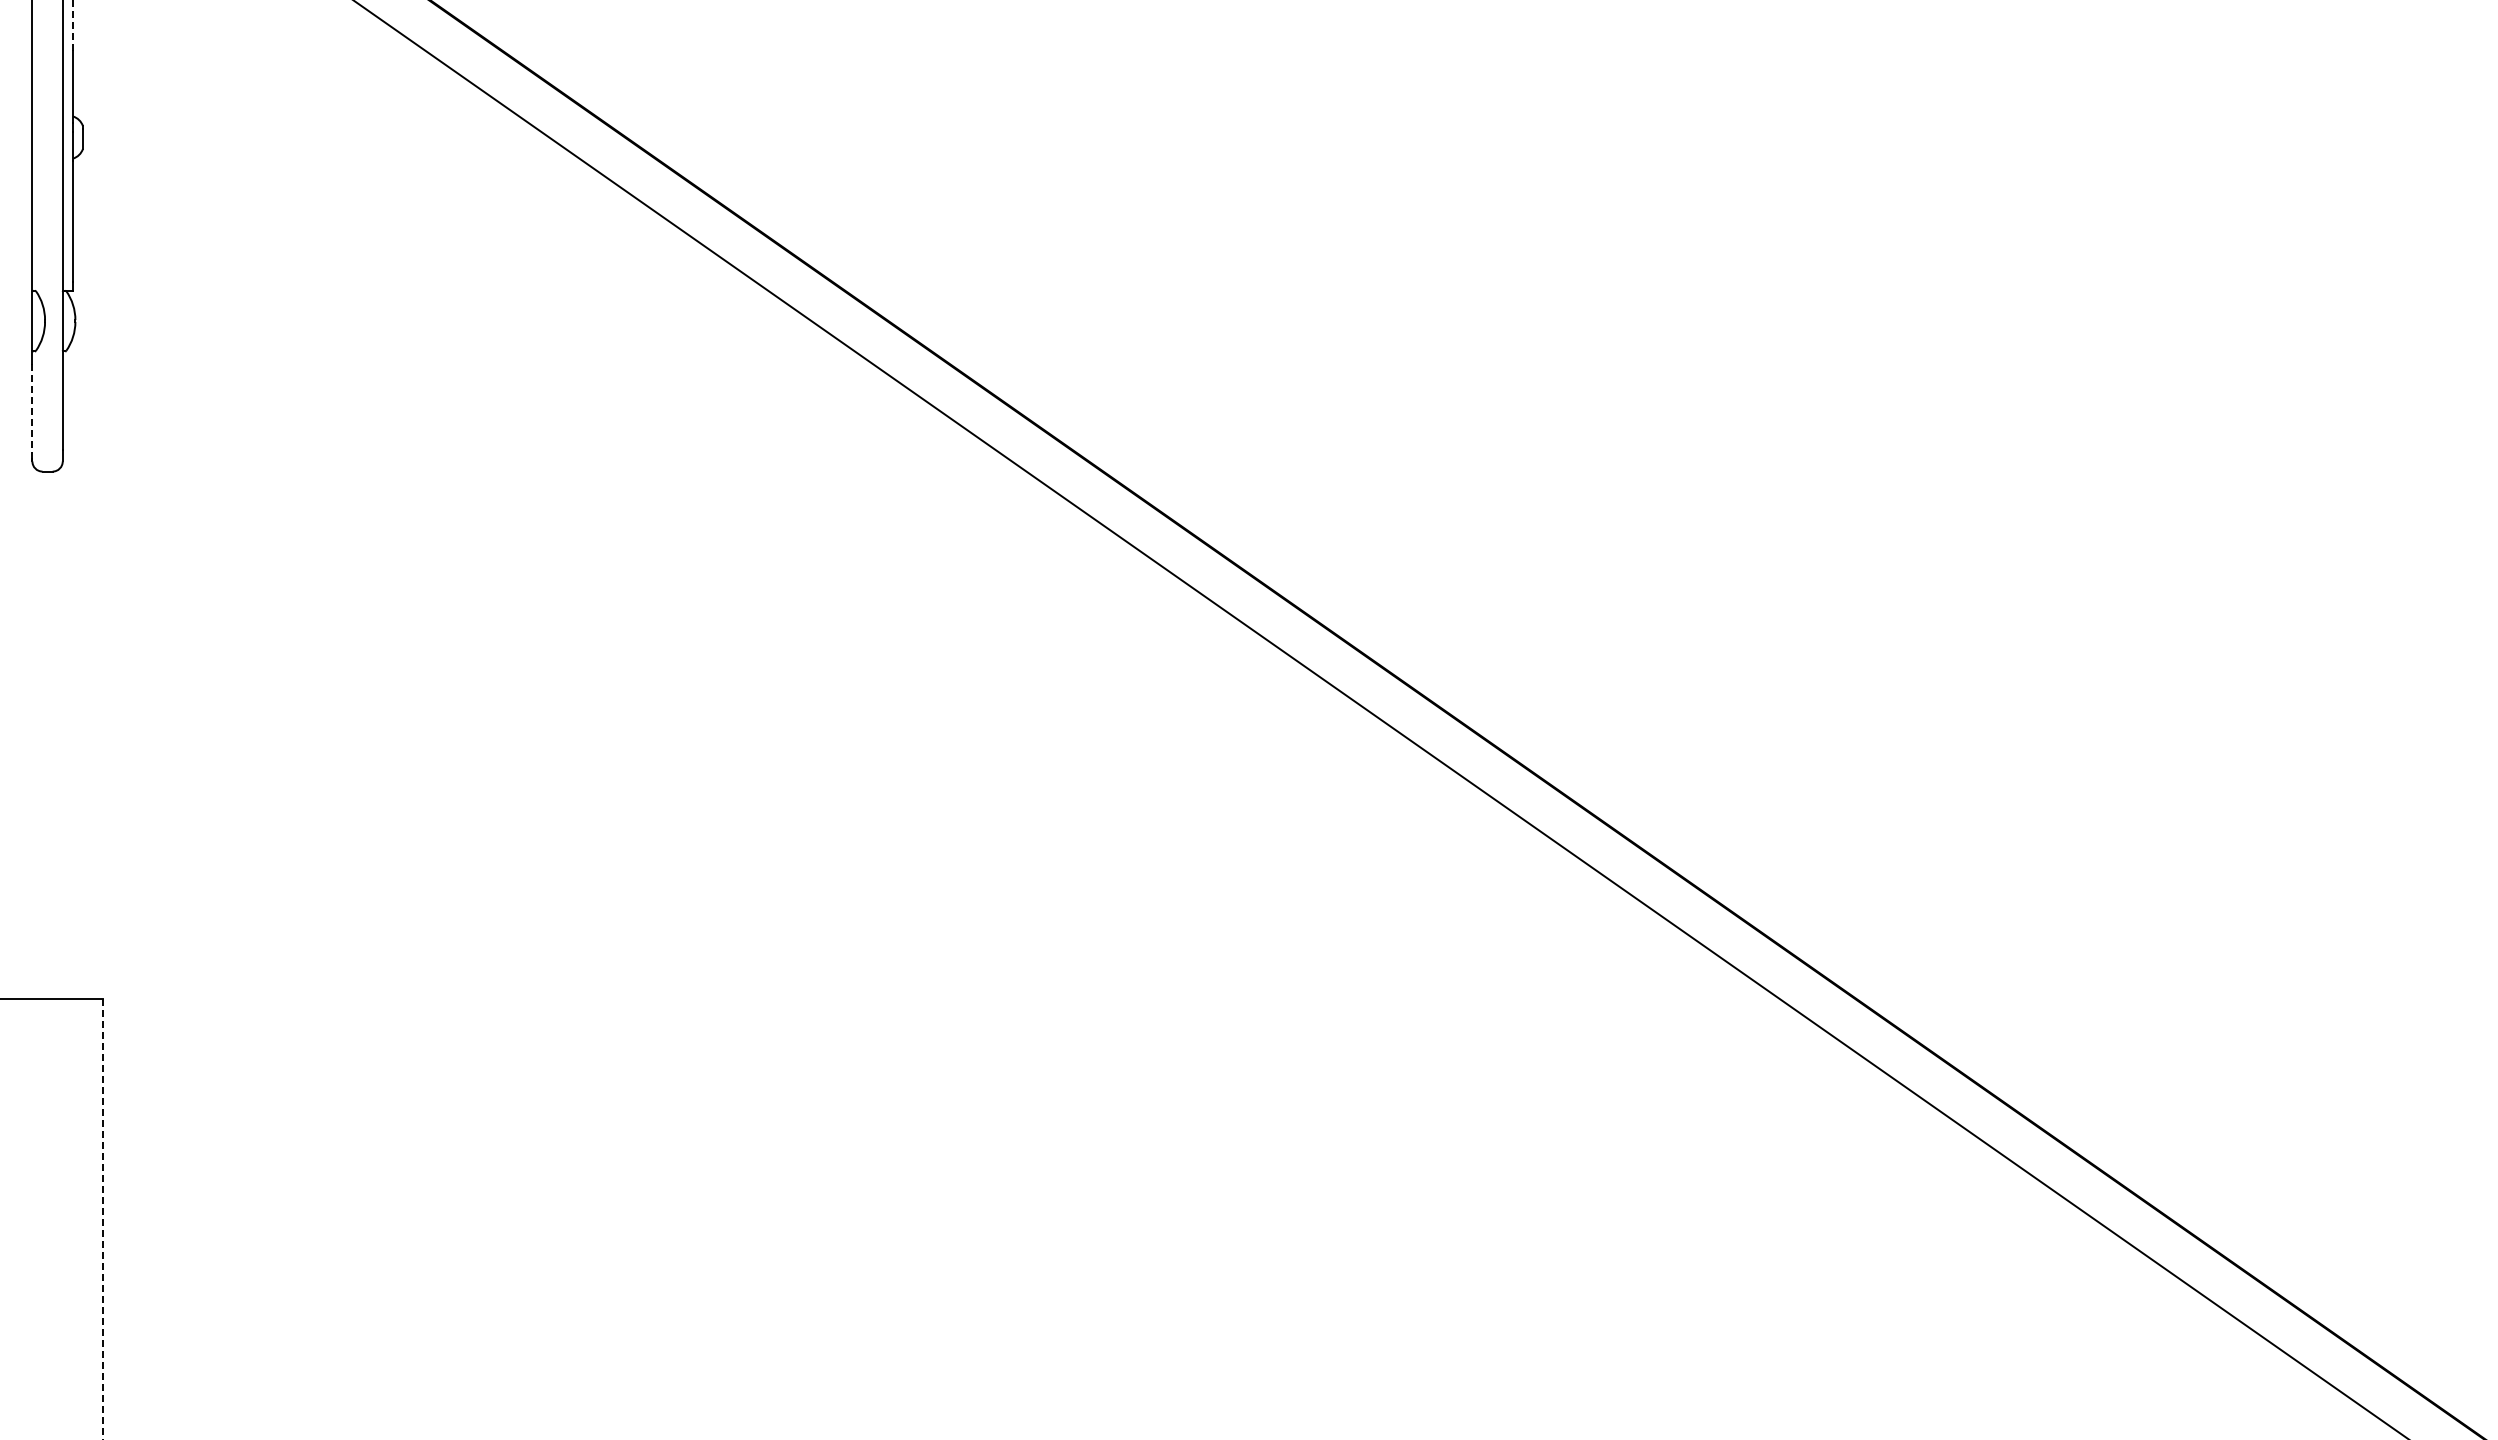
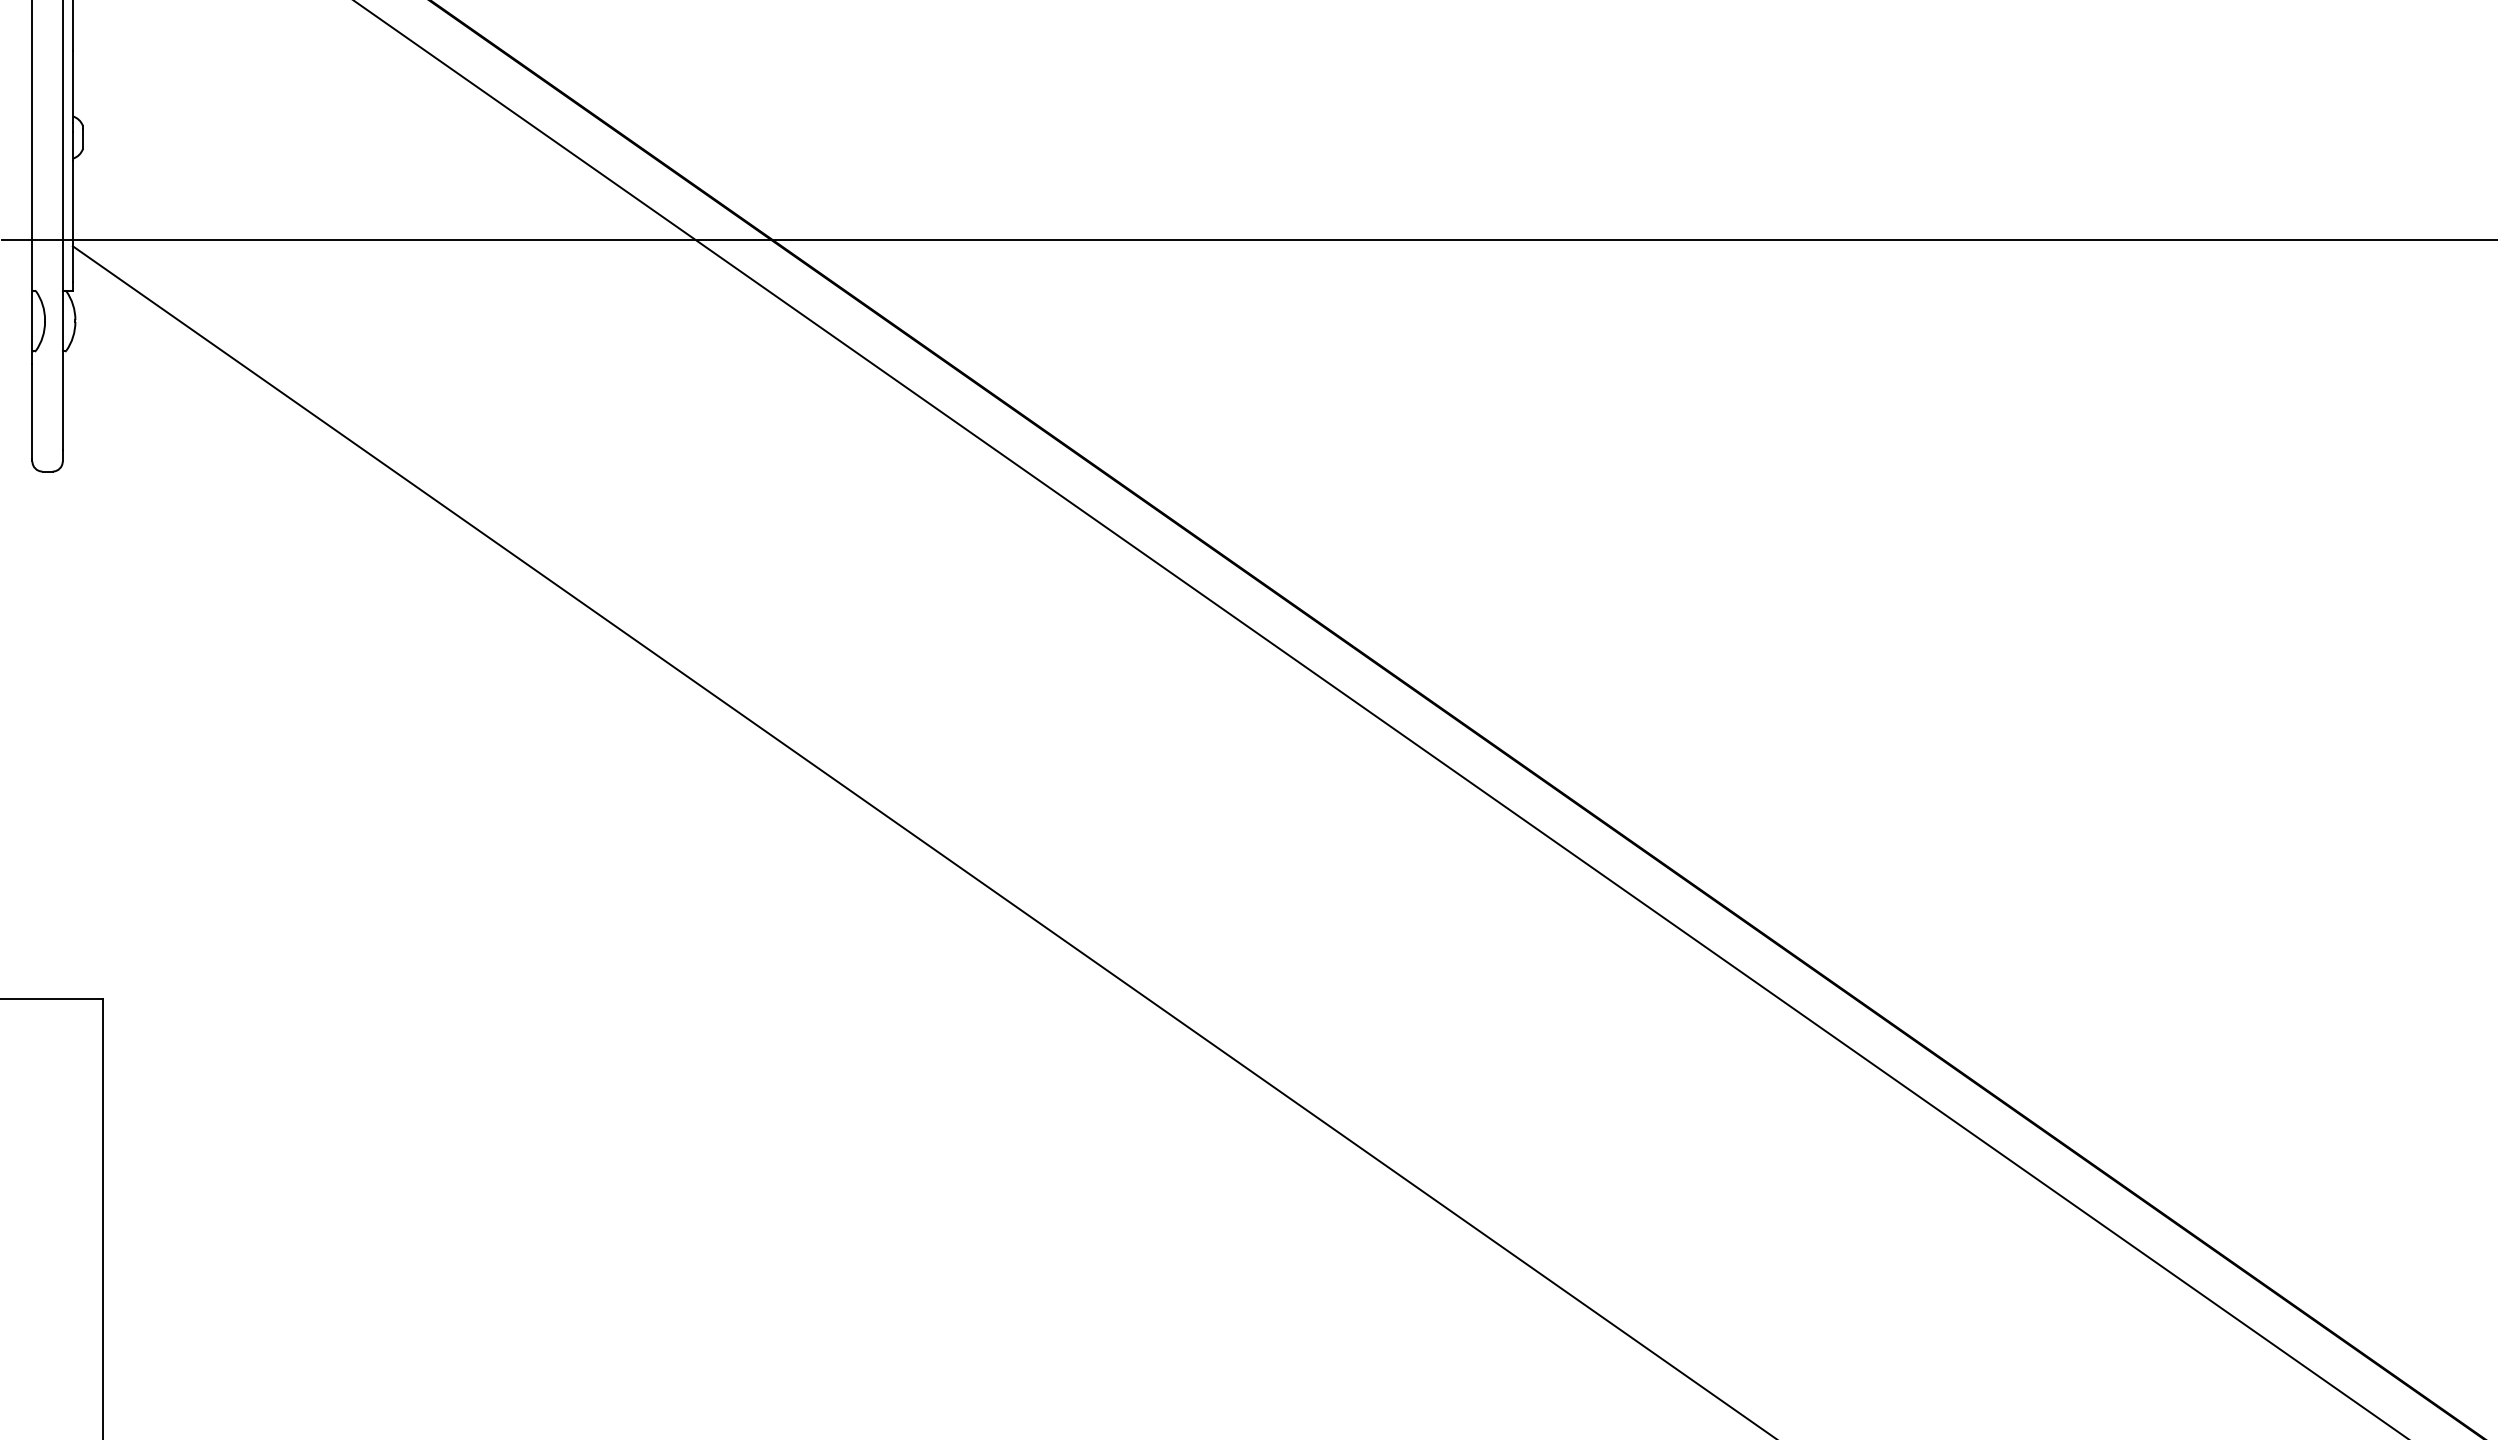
line: dashed -> solid (72, 24)
line: none -> present (1248, 240)
line: dashed -> solid (32, 411)
line: none -> present (922, 841)
line: dashed -> solid (103, 1219)
